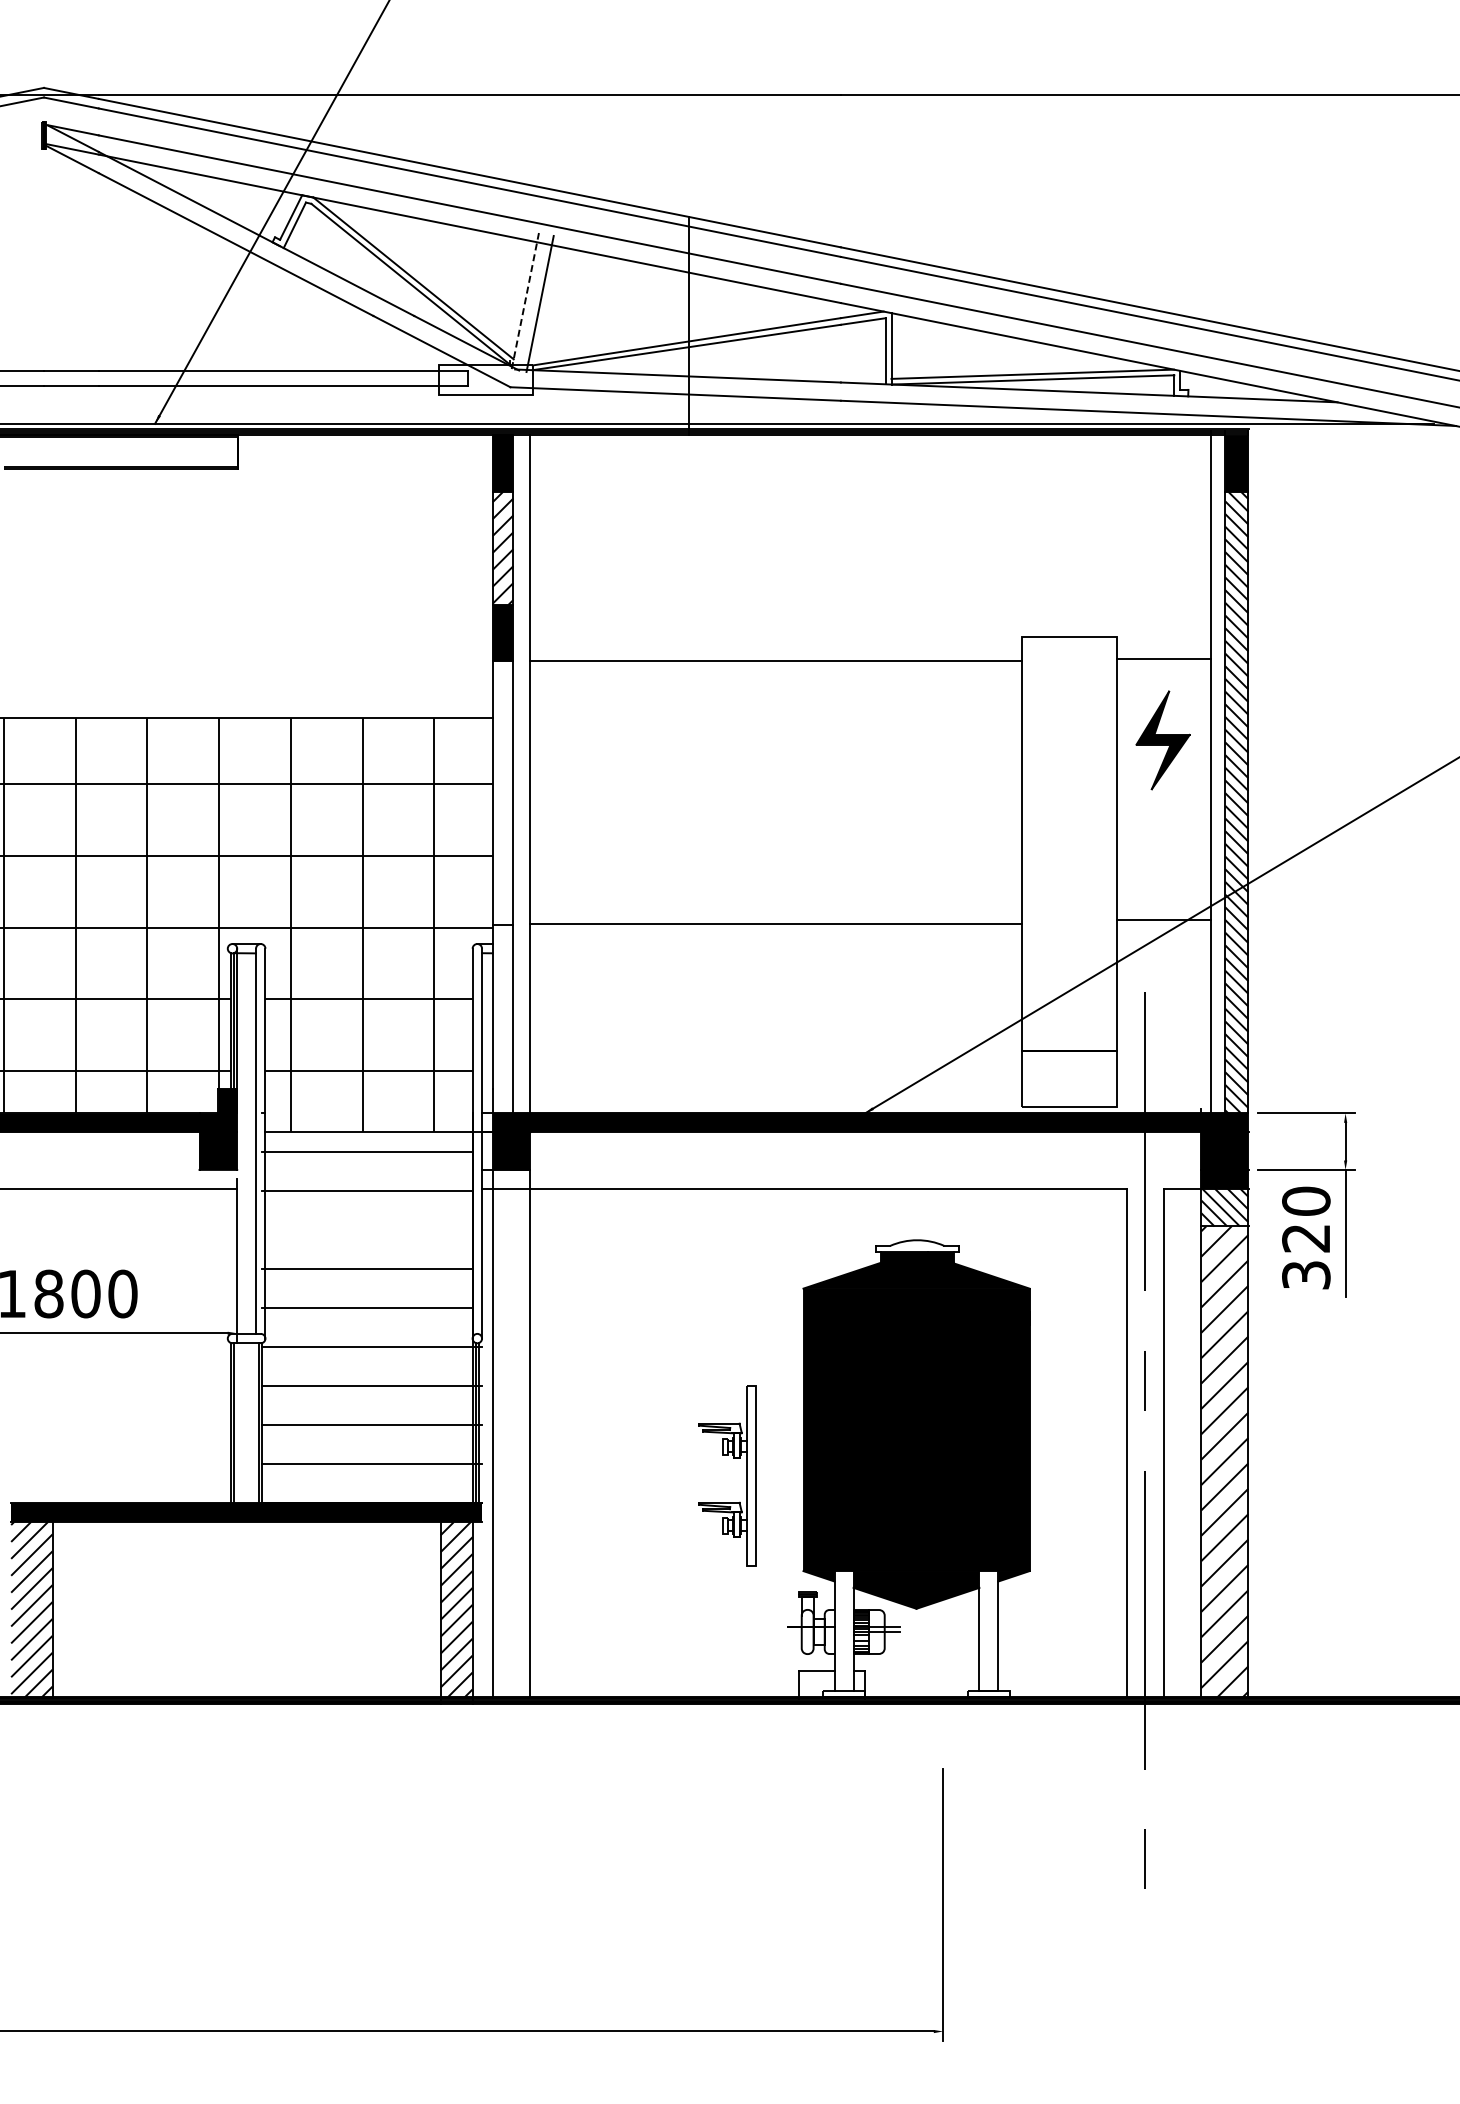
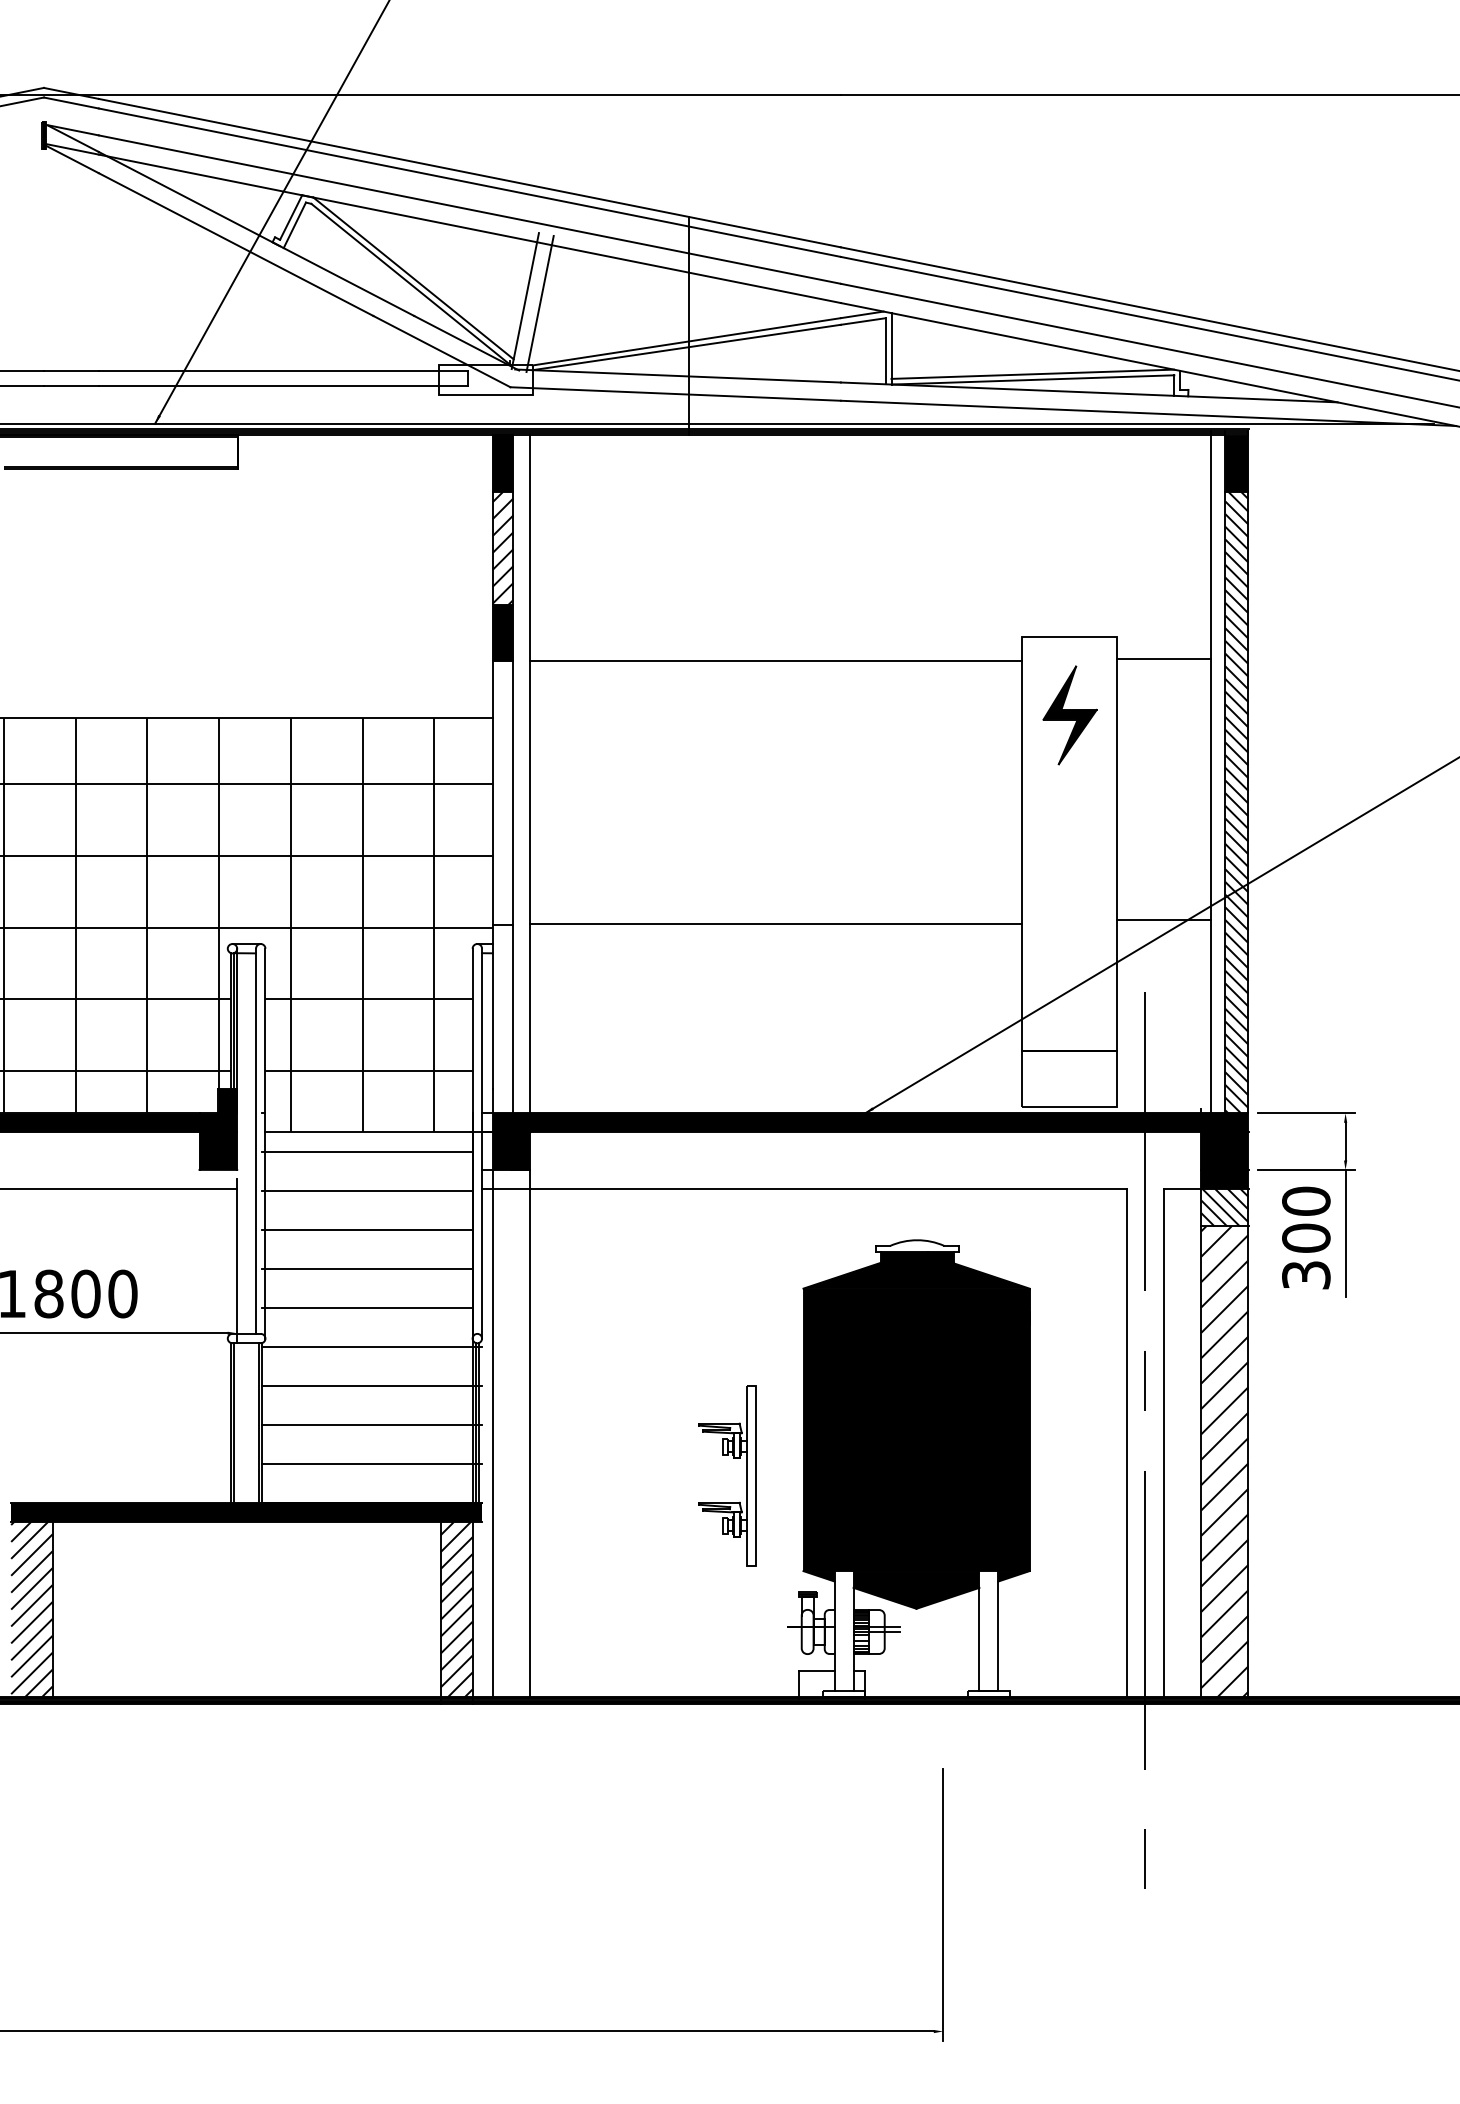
line: dashed -> solid (525, 300)
part position: (1162, 740) -> (1069, 715) (1069, 715)
line: none -> present (367, 1230)
text: 320 -> 300 (1306, 1237)
